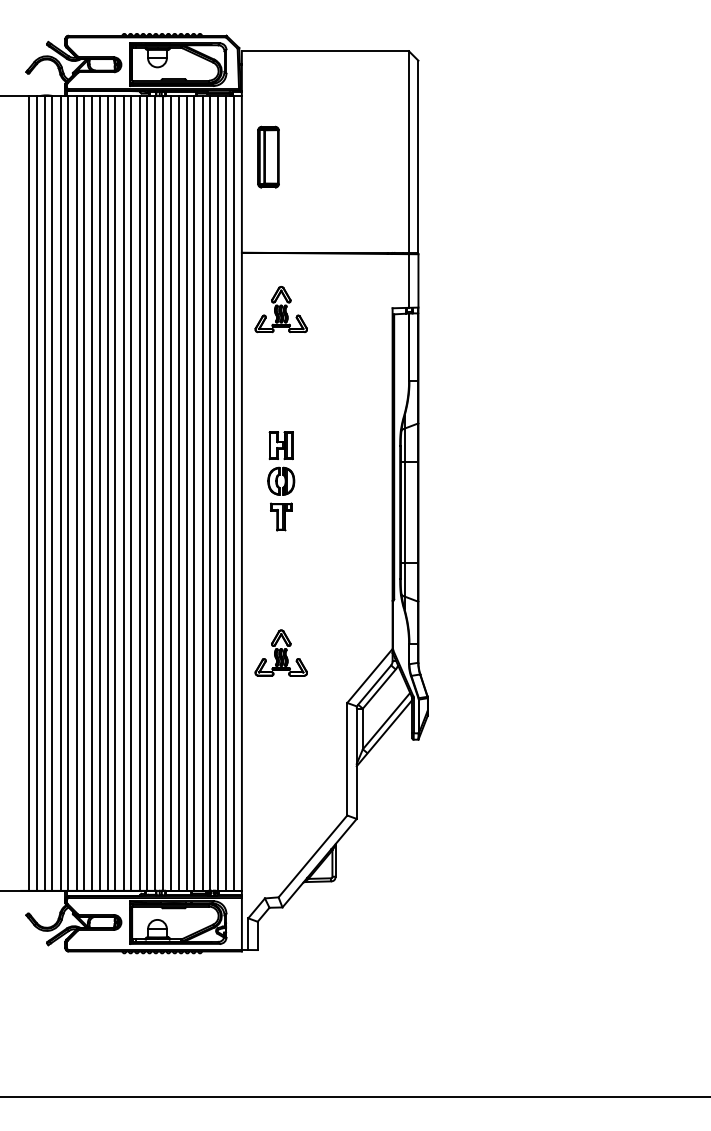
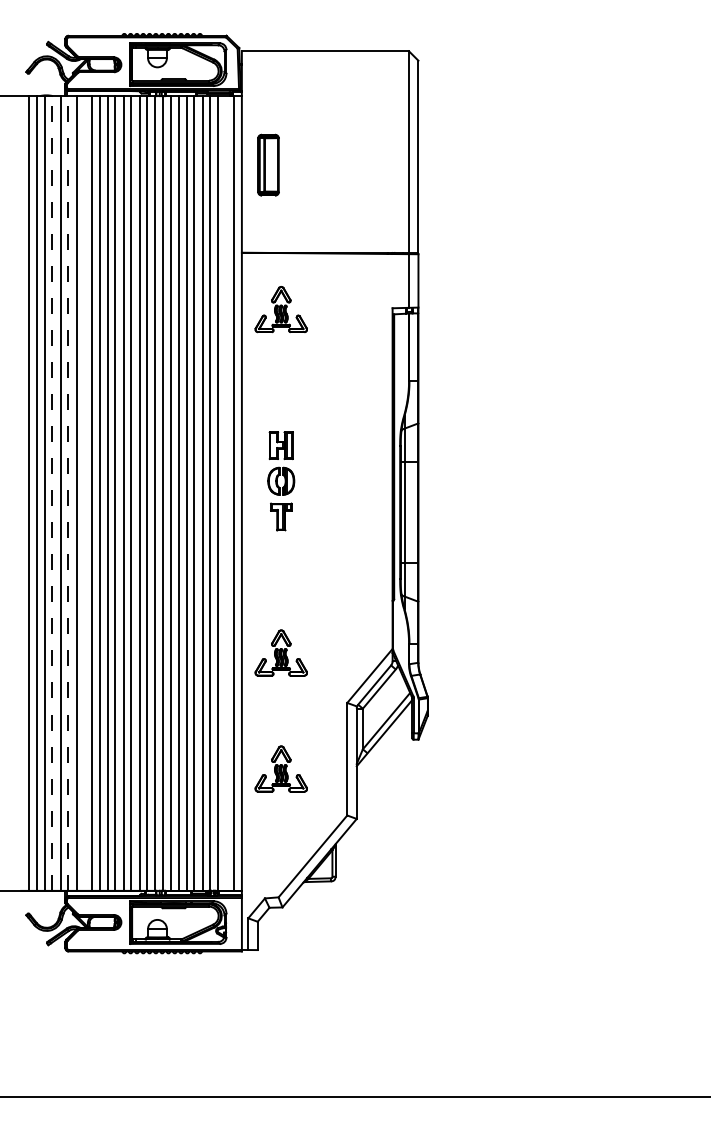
part position: (268, 156) -> (268, 164) (268, 164)
line: solid -> dashed (52, 492)
line: solid -> dashed (68, 492)
line: present -> none (83, 493)
line: present -> none (225, 493)
part: none -> present (280, 768)
